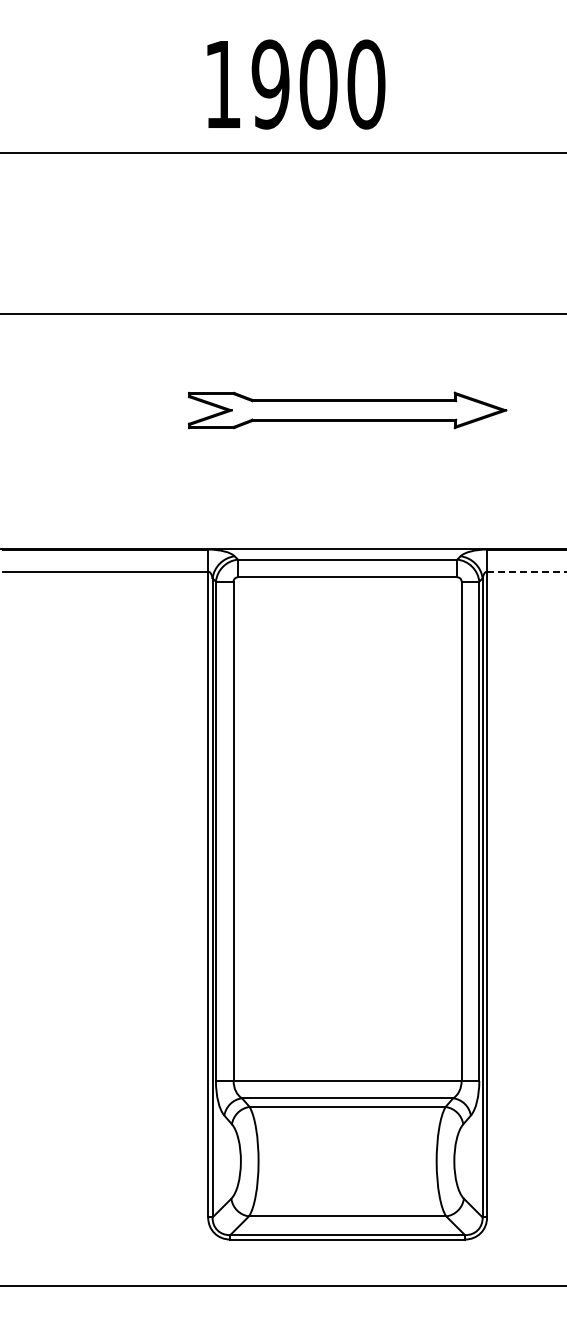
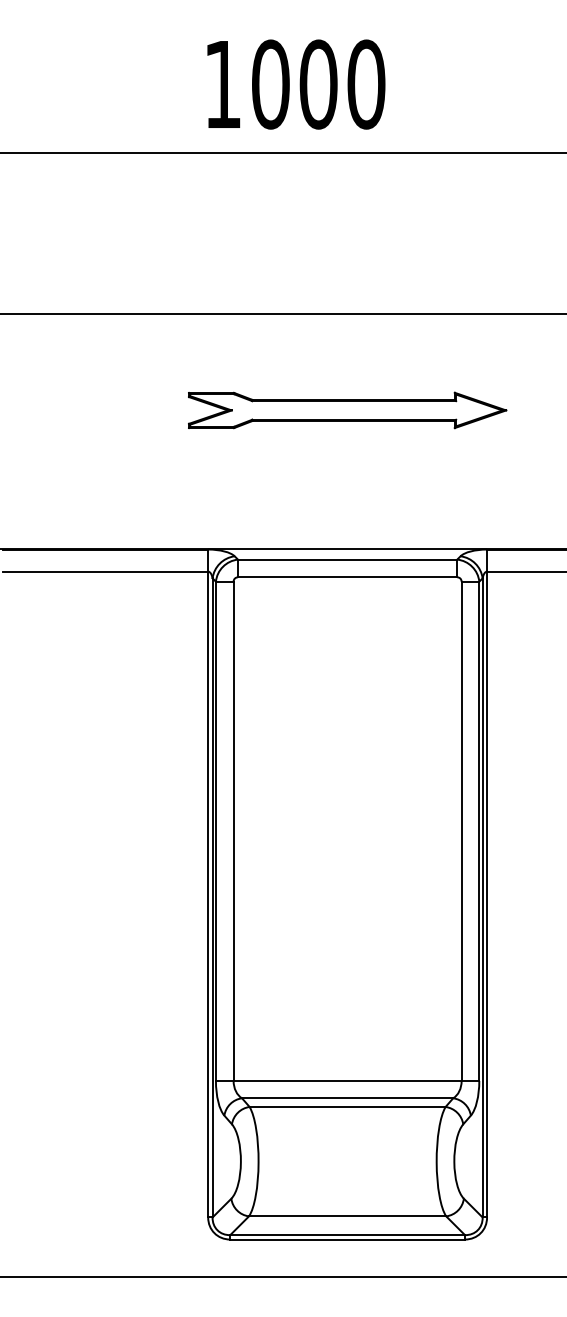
text: 1900 -> 1000 (270, 84)
line: dashed -> solid (526, 571)
line position: (282, 1286) -> (282, 1277) (282, 1277)
